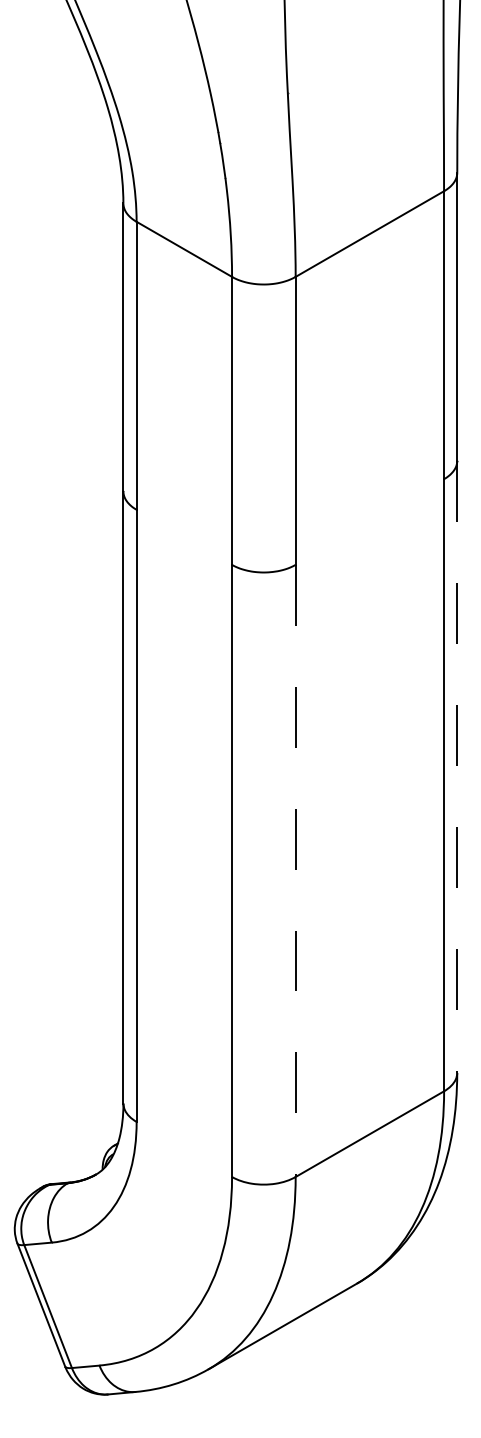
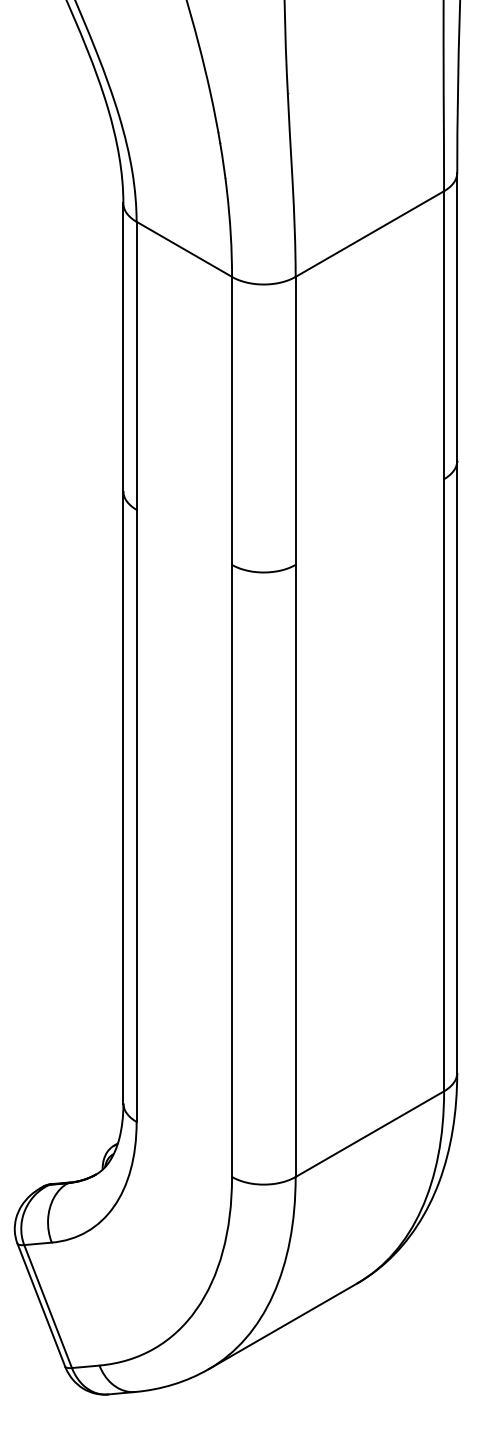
line: dashed -> solid (457, 767)
line: dashed -> solid (295, 871)
